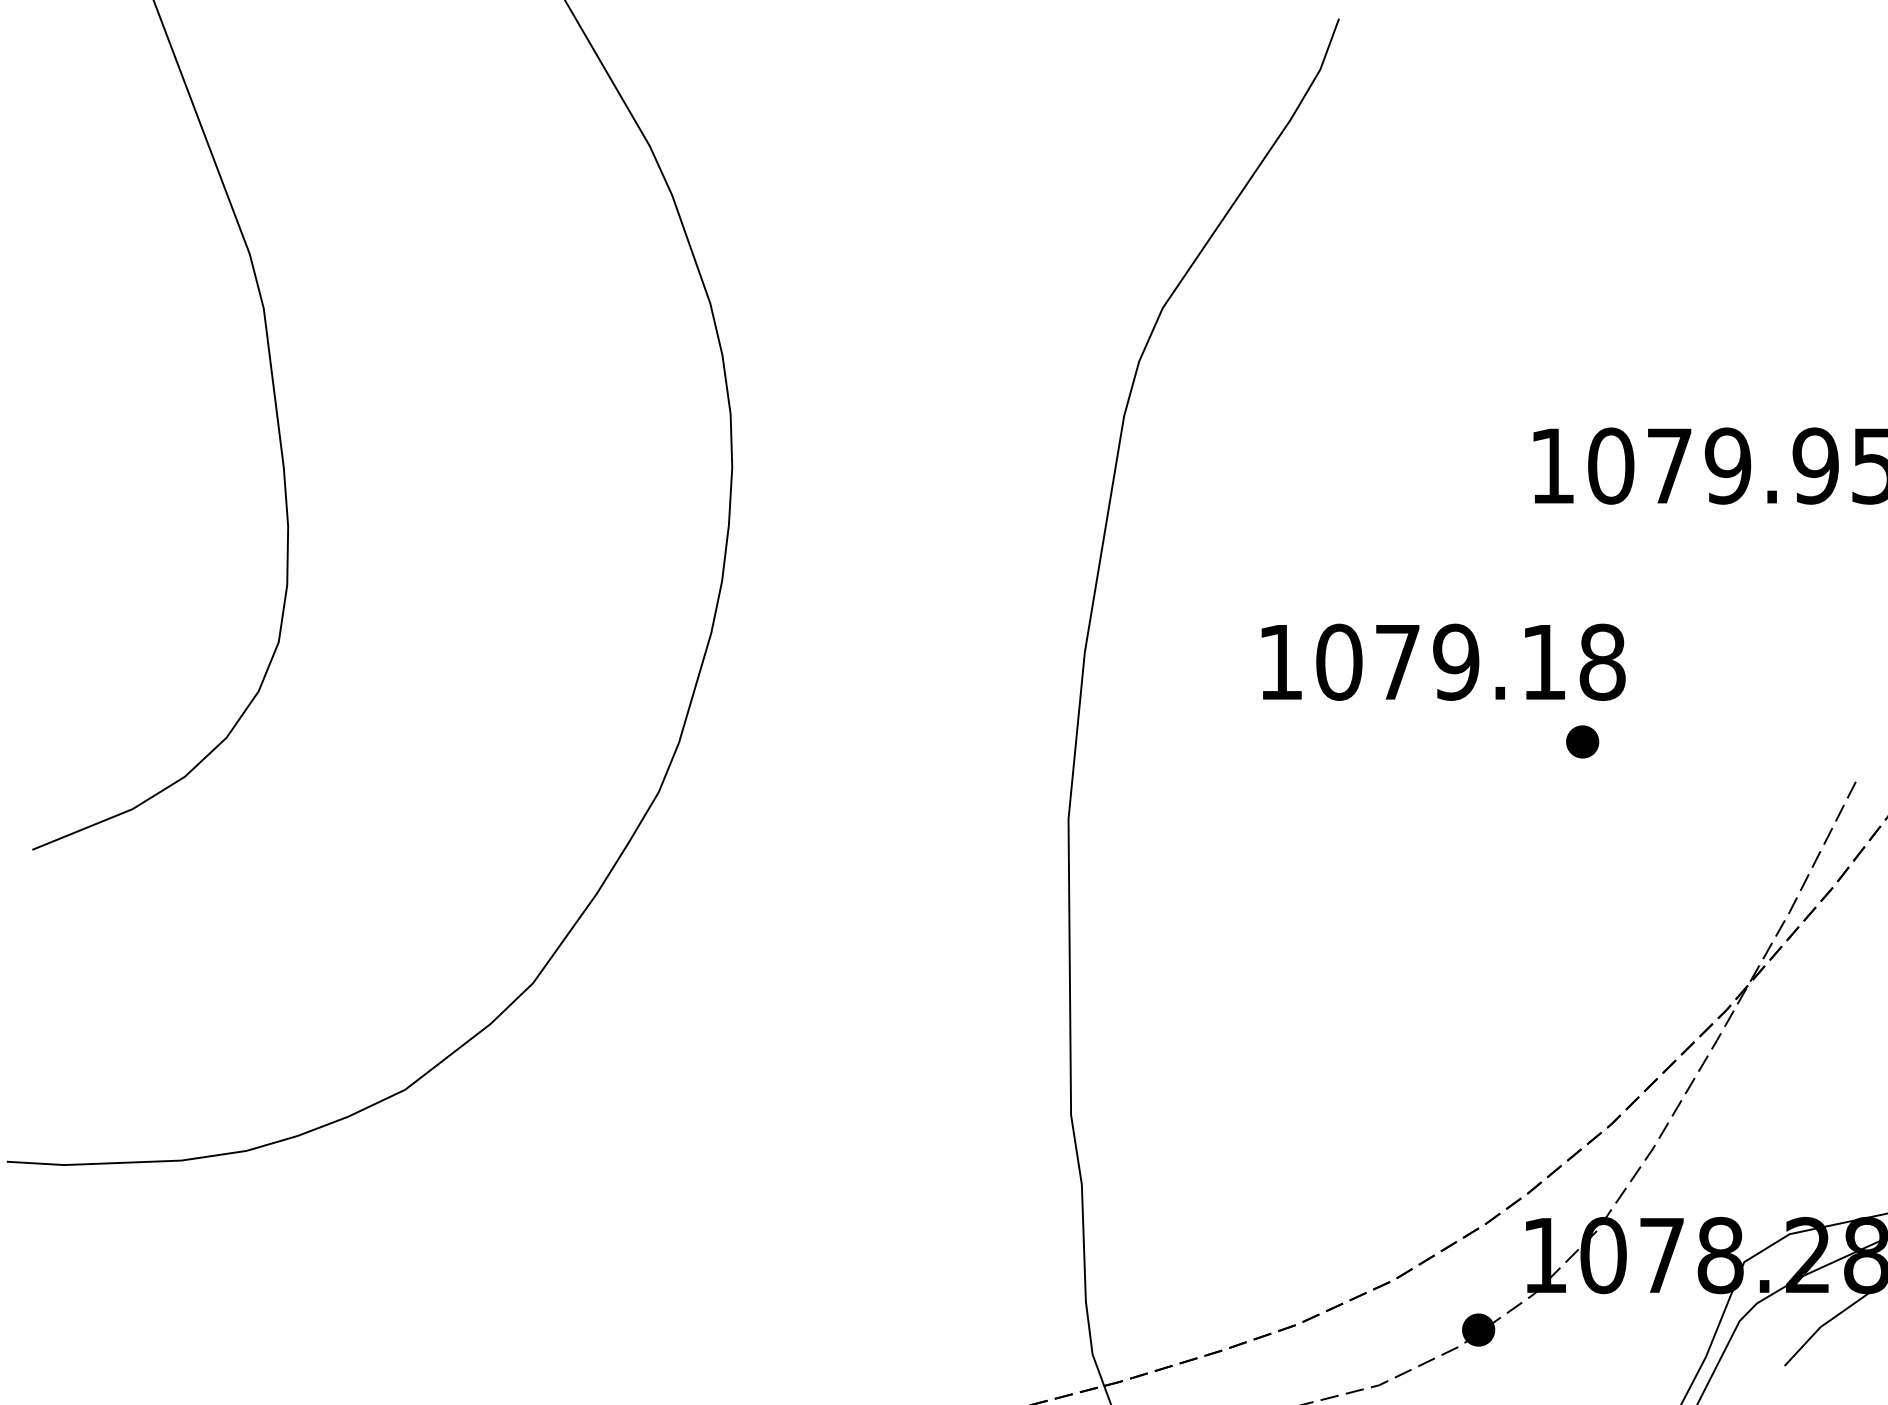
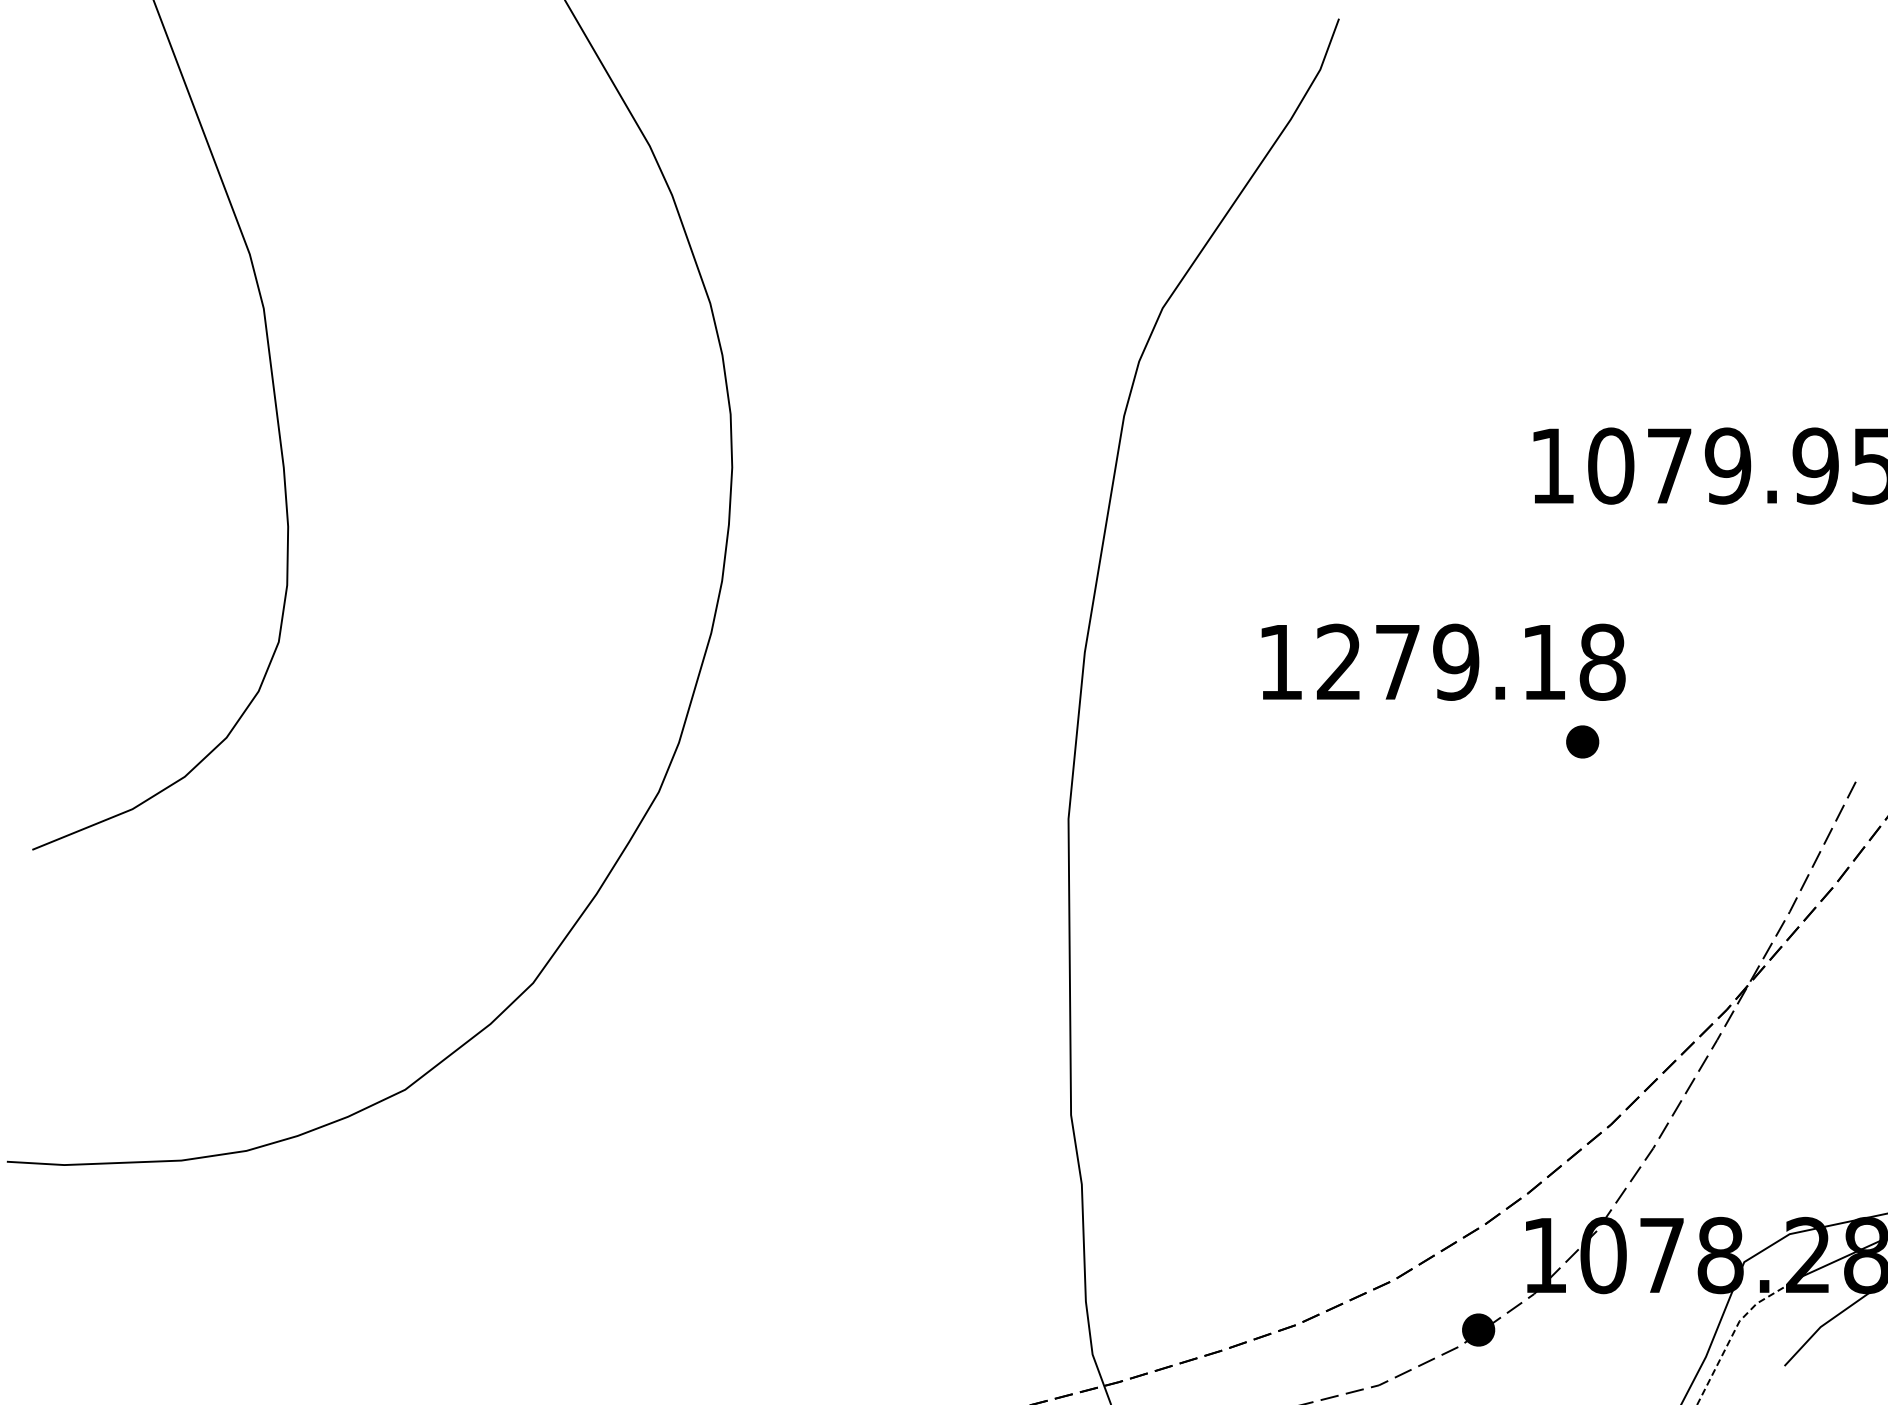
text: 1079.18 -> 1279.18 (1339, 661)
line: solid -> dashed (1736, 1327)
